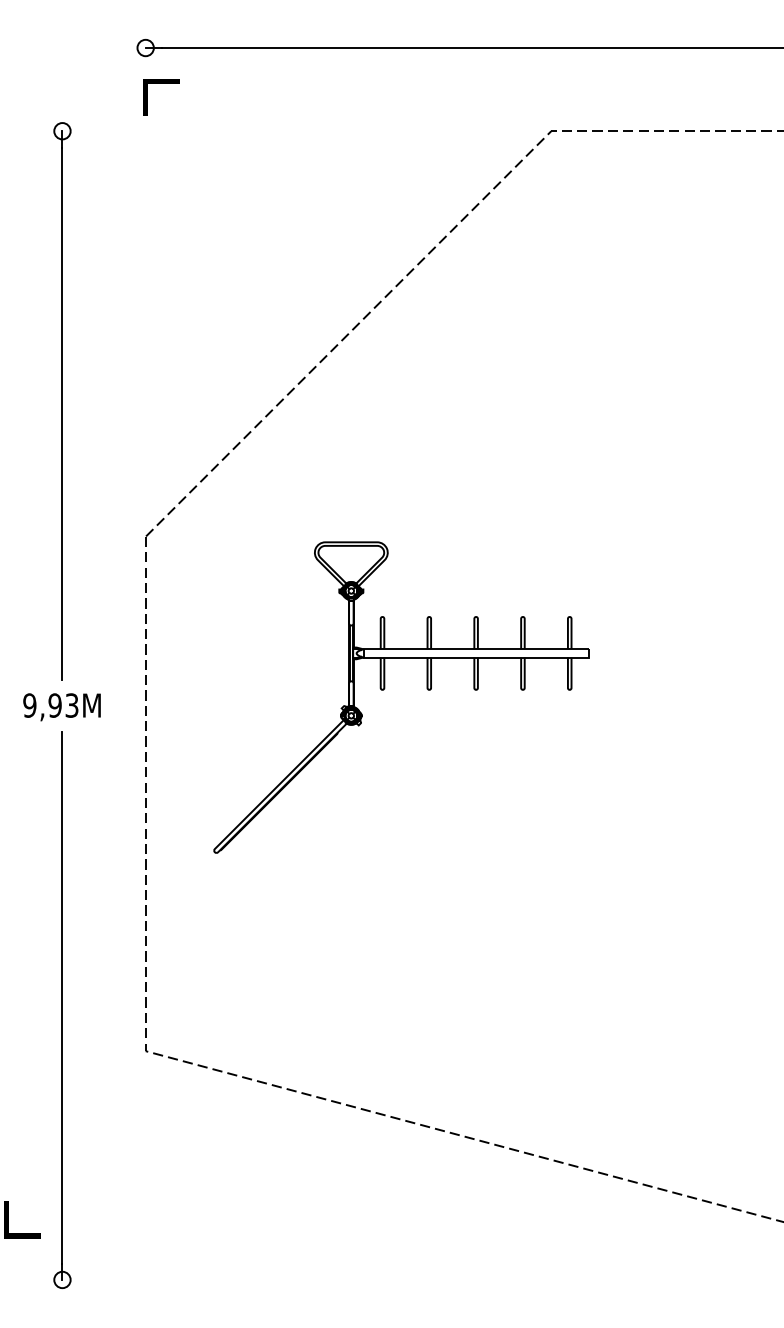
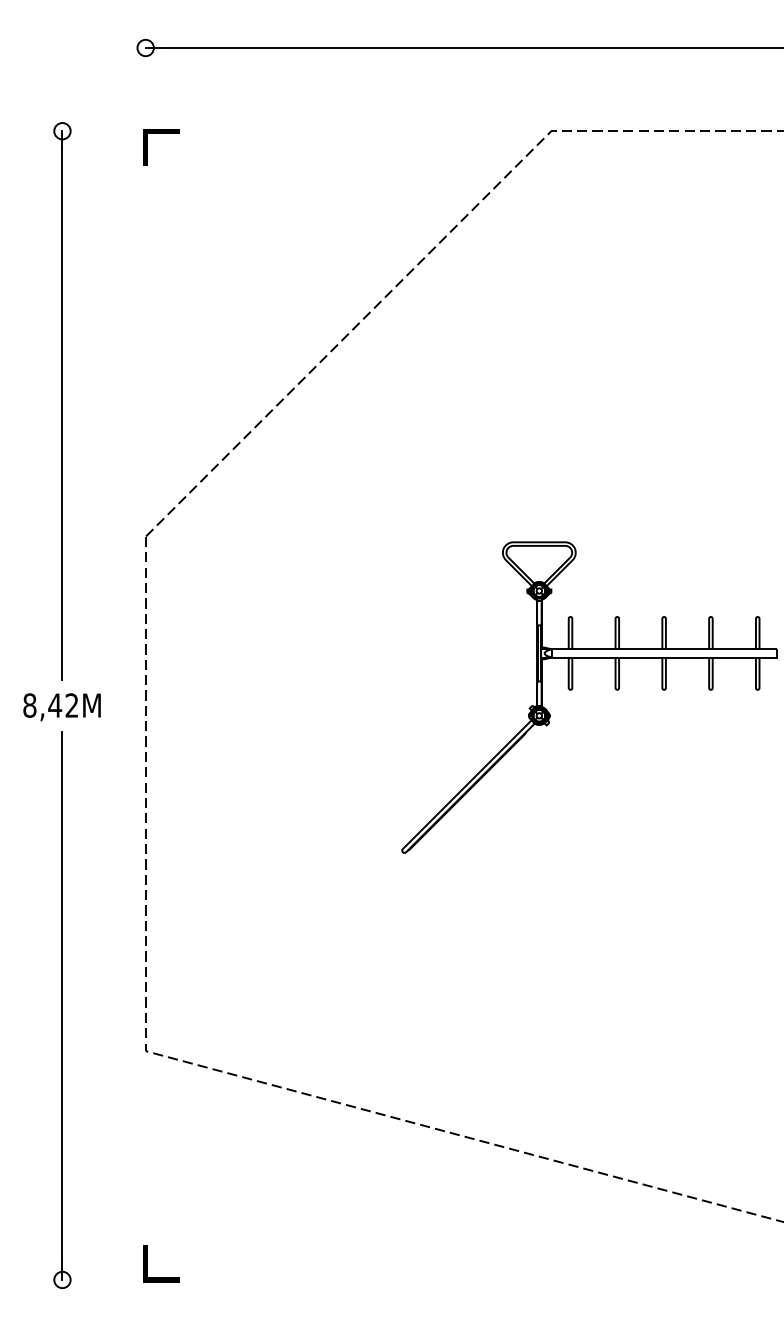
line position: (161, 83) -> (161, 133) (161, 133)
part position: (385, 688) -> (573, 688) (573, 688)
text: 9,93M -> 8,42M (50, 705)
line position: (8, 1219) -> (147, 1263) (147, 1263)
